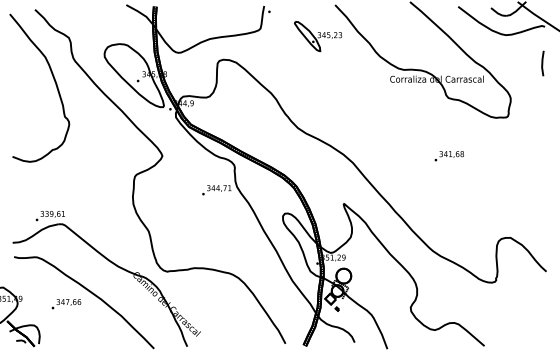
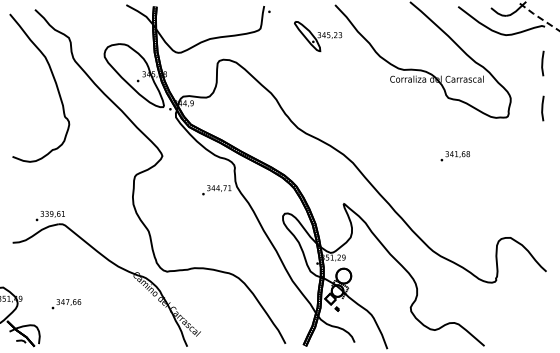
line: solid -> dashed (537, 16)
line: none -> present (542, 108)
text position: (448, 156) -> (454, 156) (454, 156)
curve: present -> none (89, 292)
